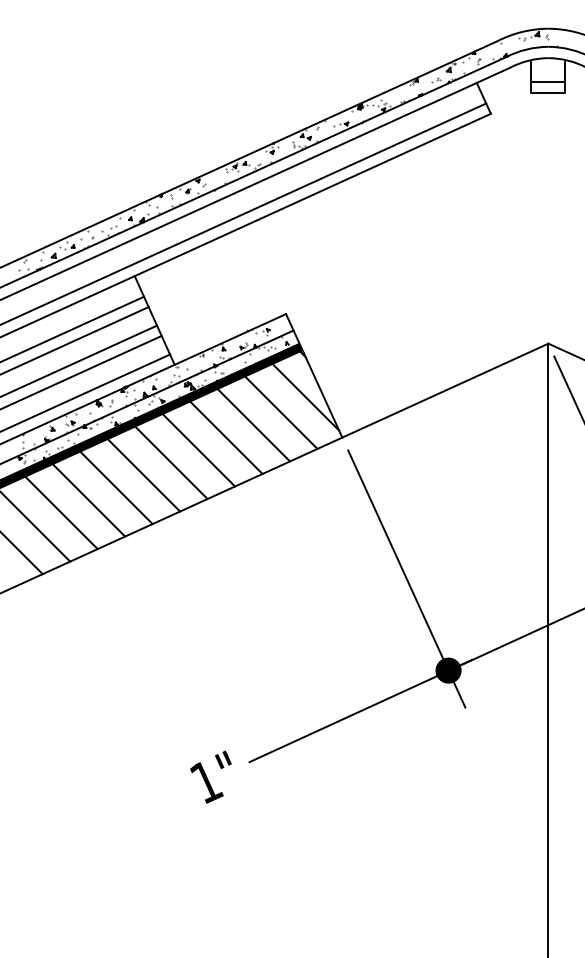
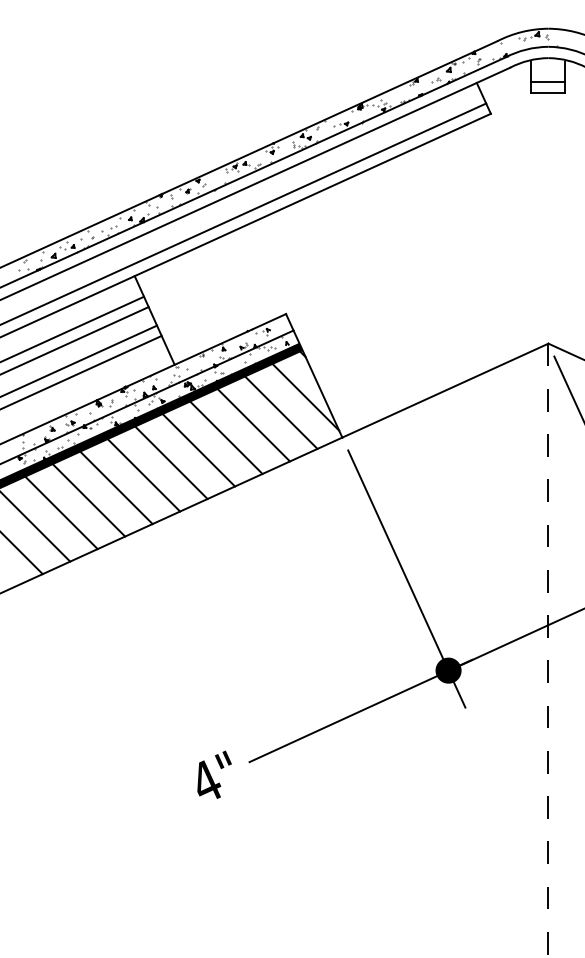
line: present -> none (86, 392)
line: solid -> dashed (548, 650)
text: 1" -> 4" (206, 781)
